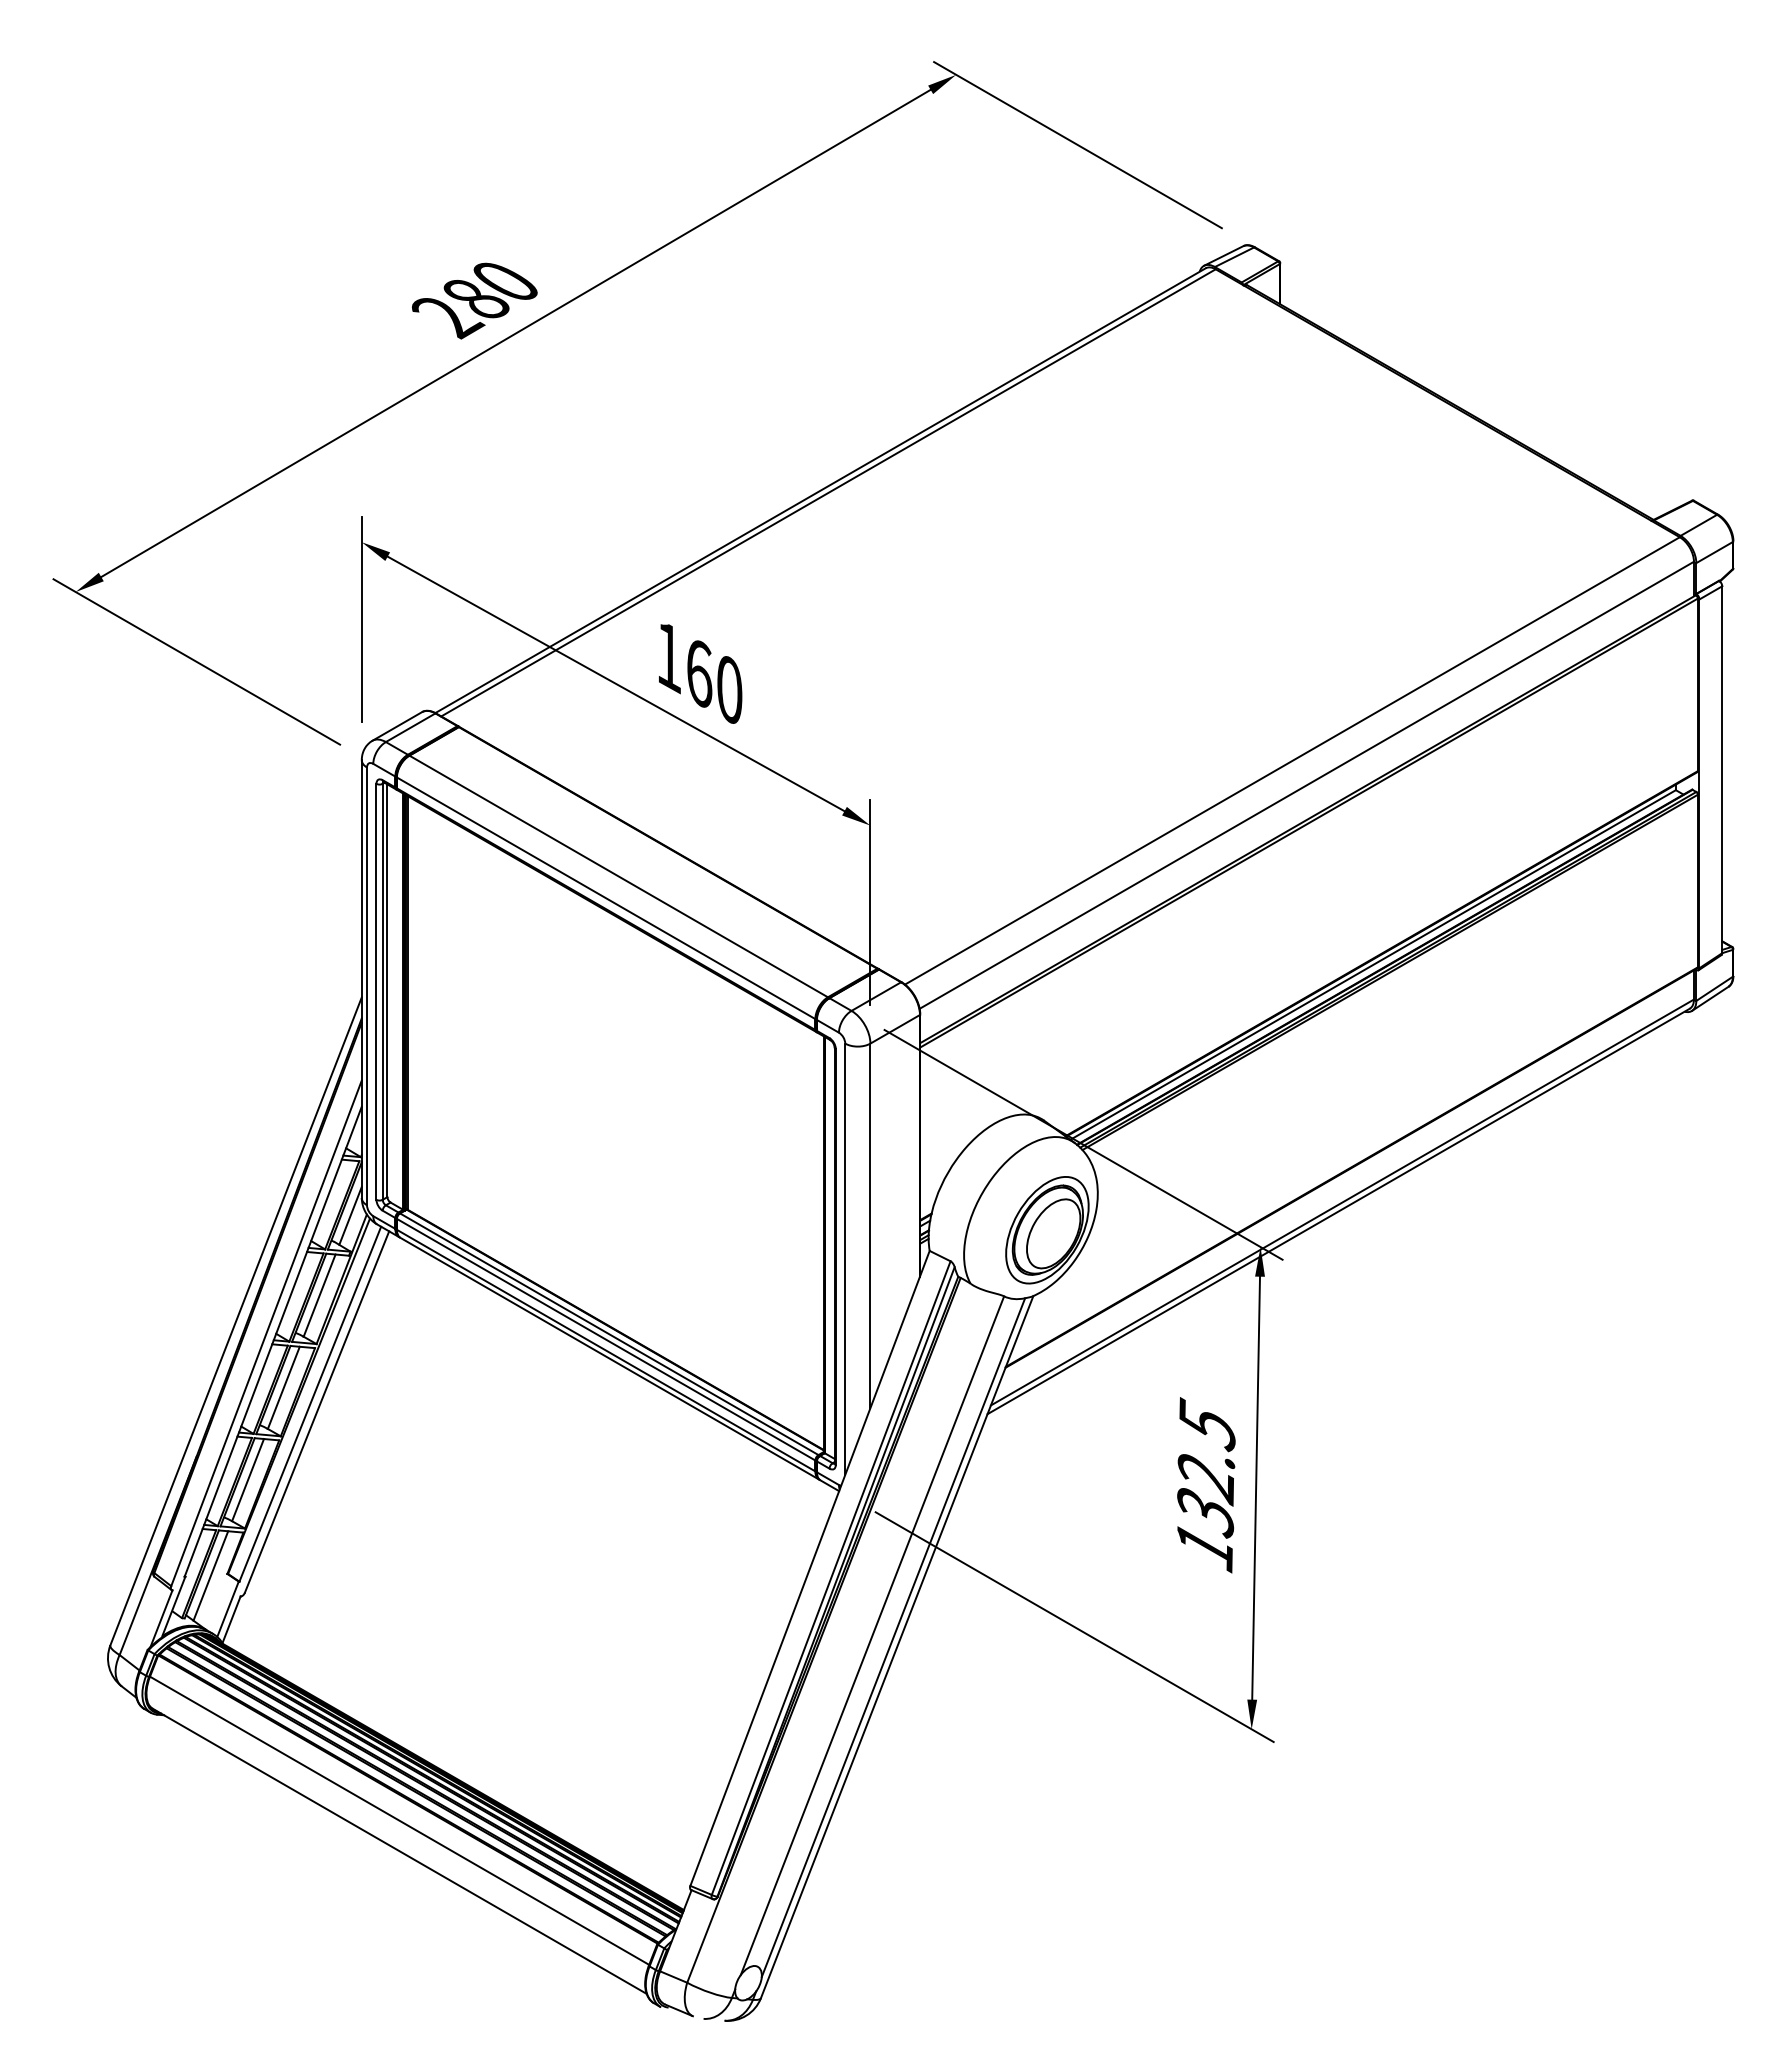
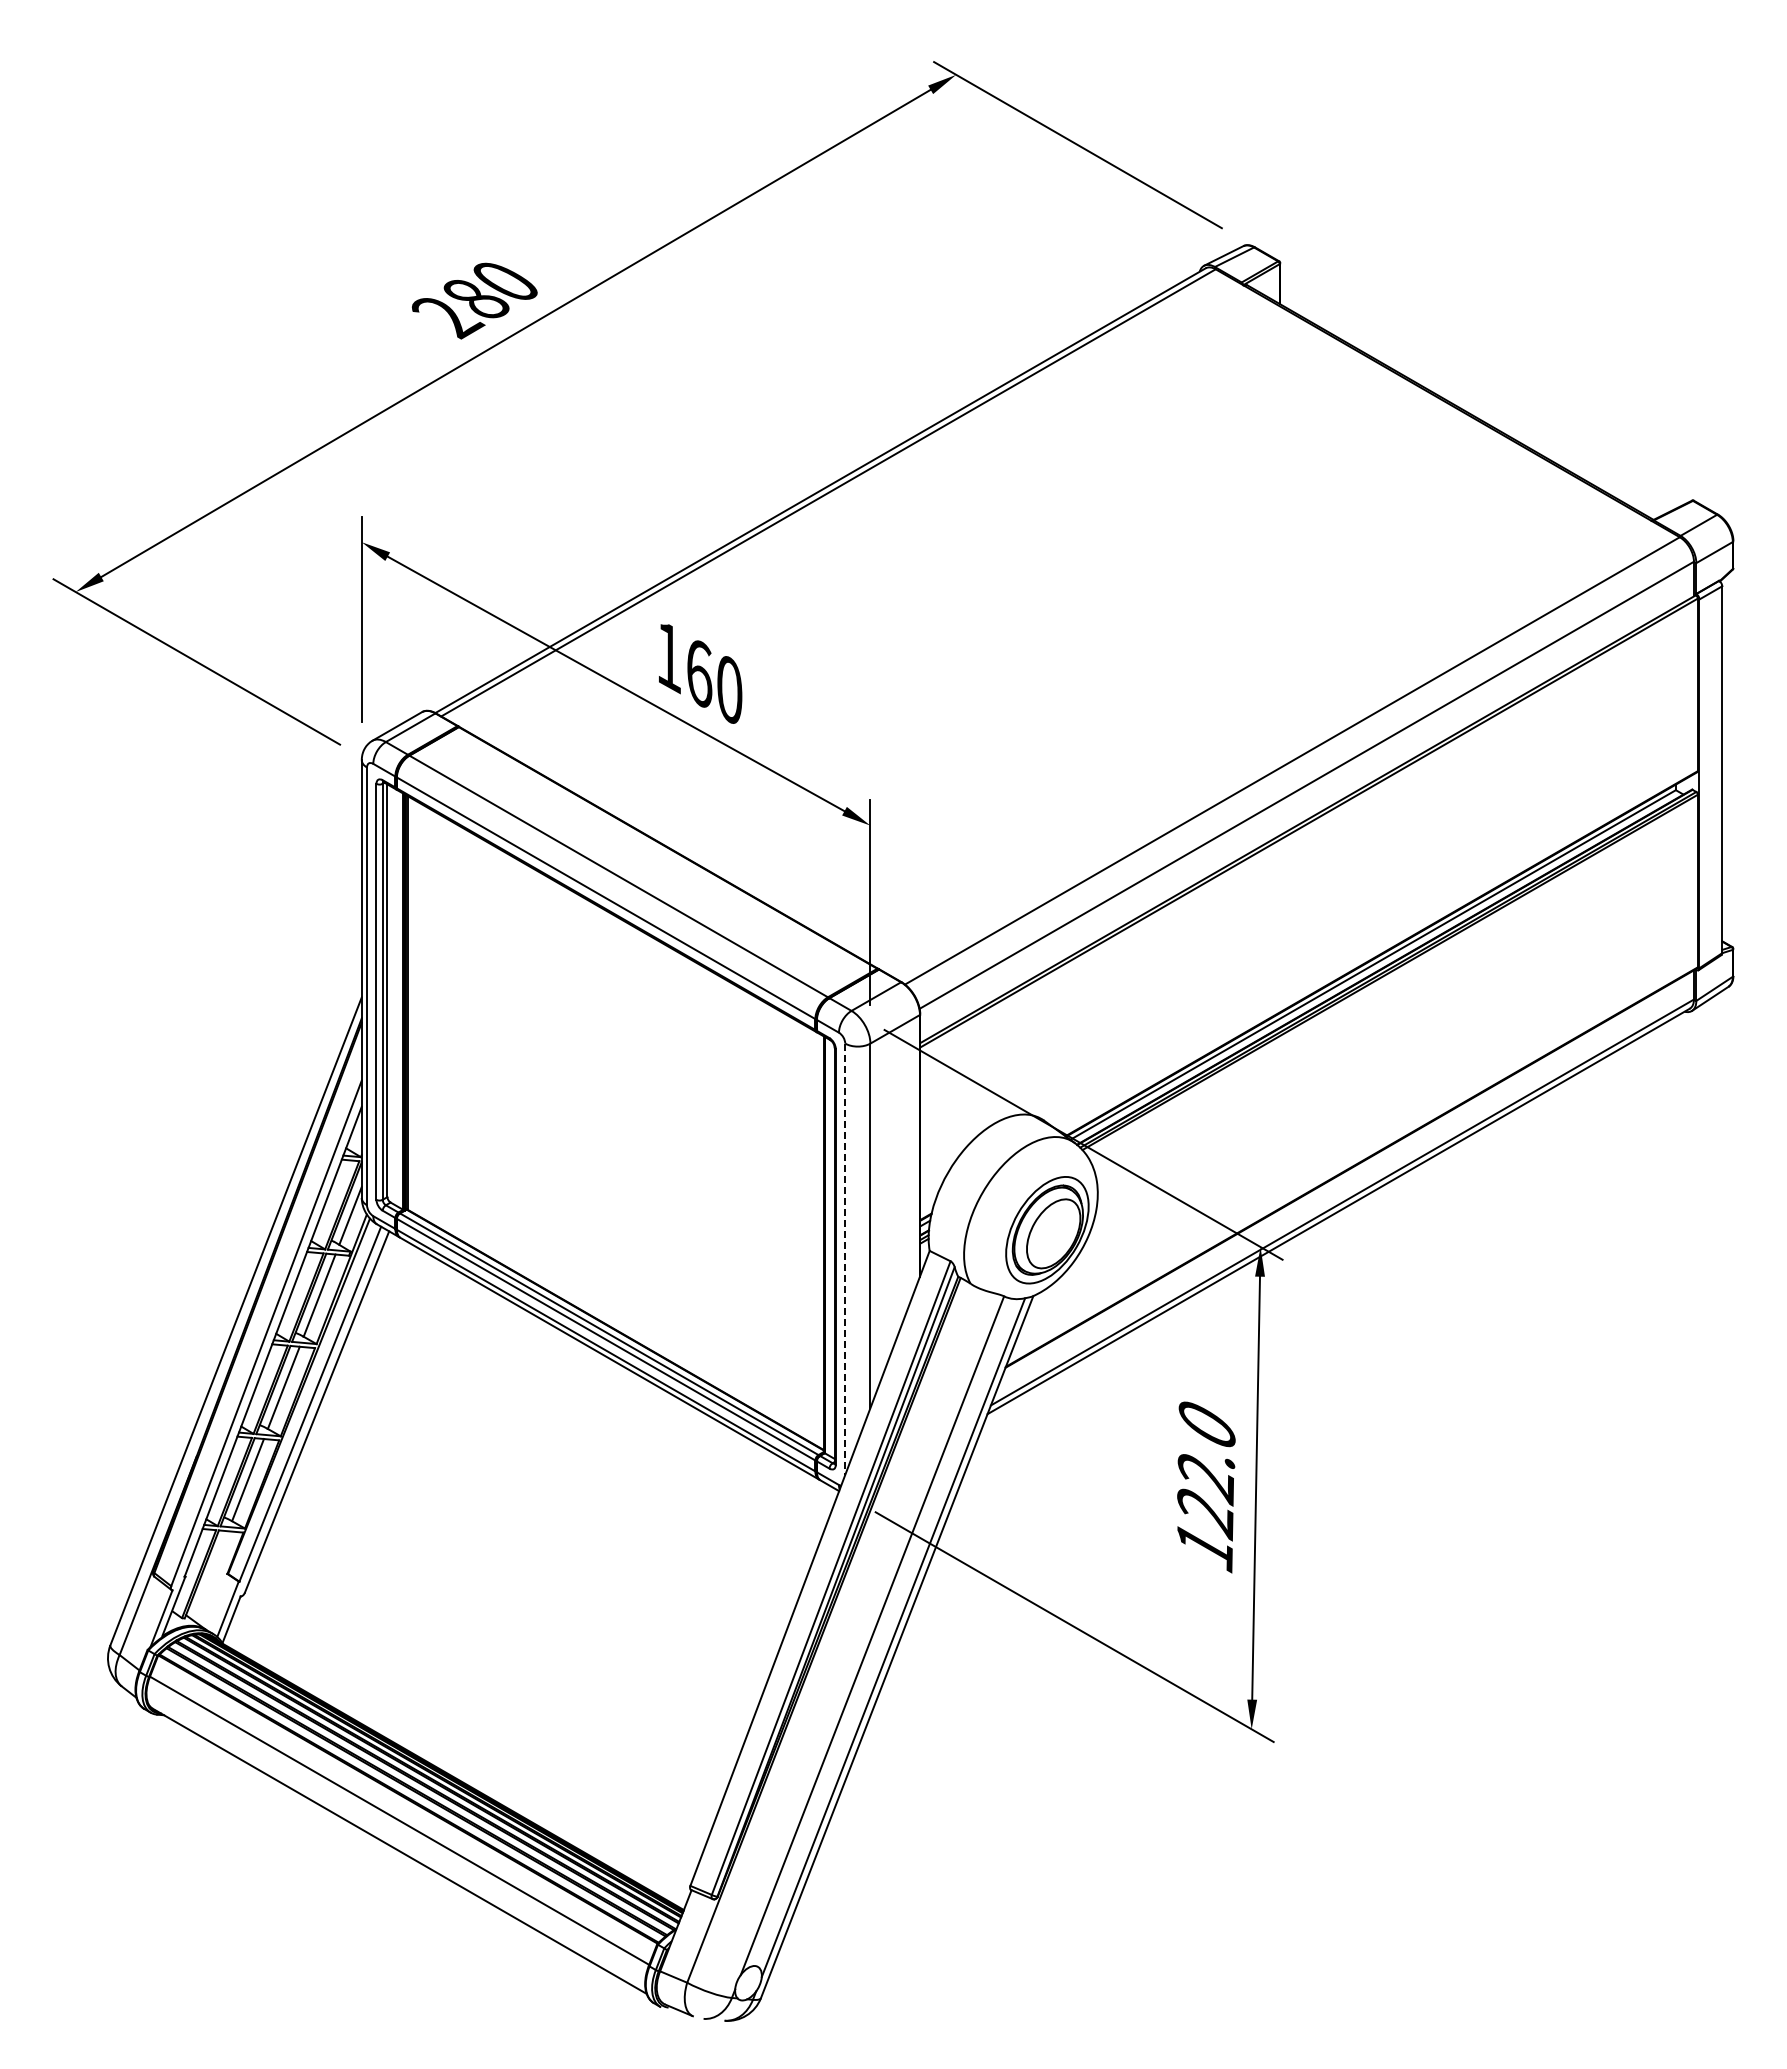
line: solid -> dashed (845, 1259)
text: 132.5 -> 122.0 (1206, 1469)
line: present -> none (210, 1575)
